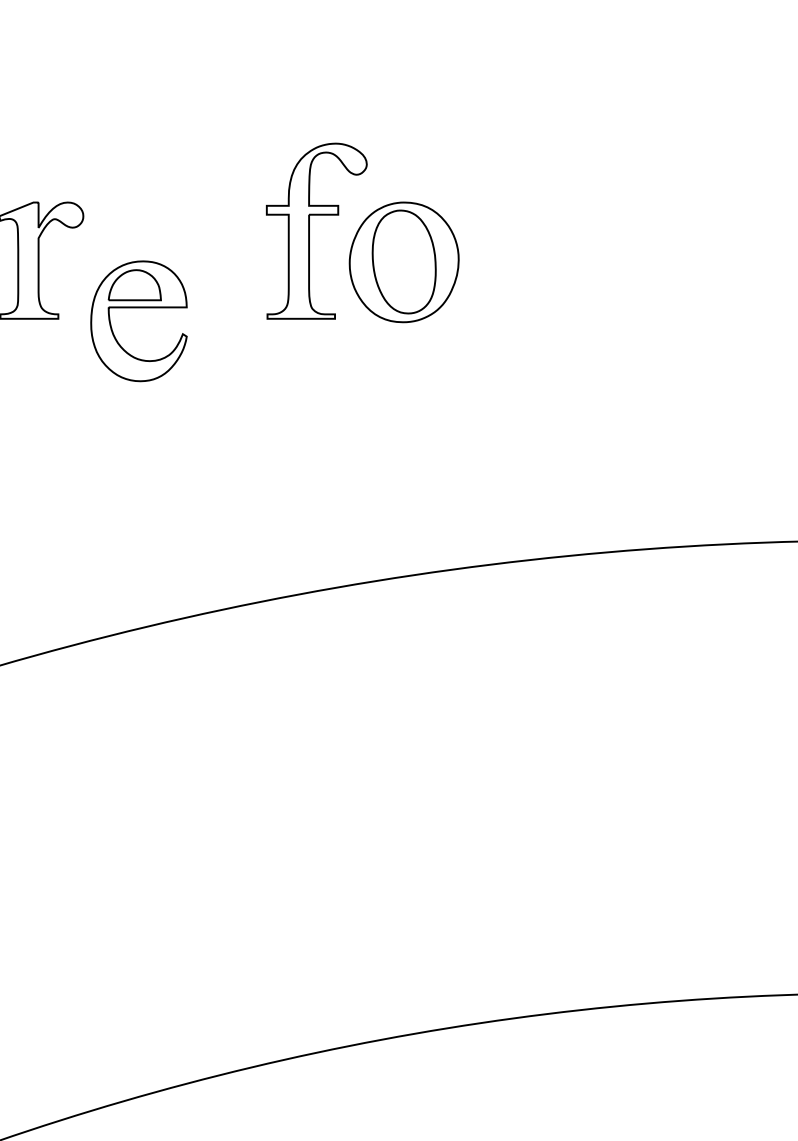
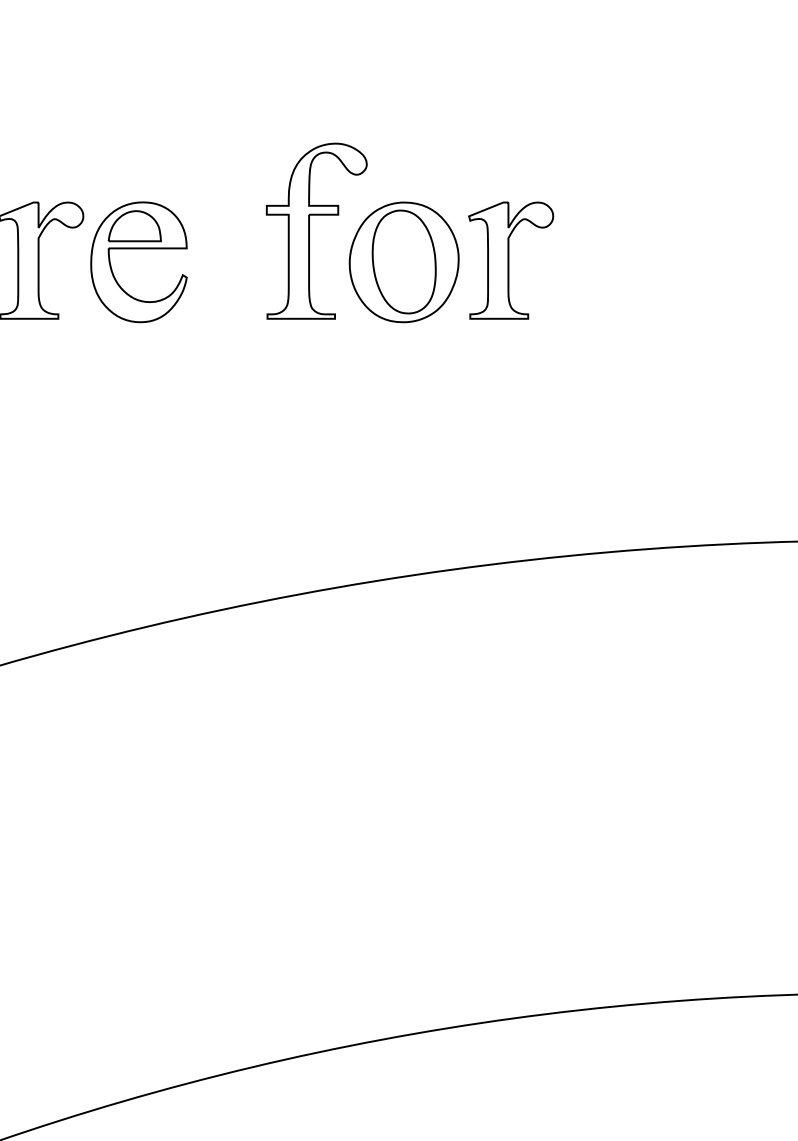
part: none -> present (511, 260)
part position: (138, 308) -> (138, 249) (138, 249)
